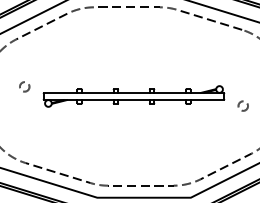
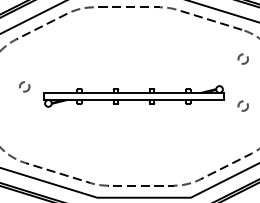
circle: none -> present (242, 58)
